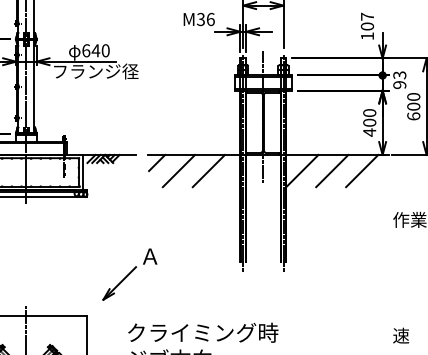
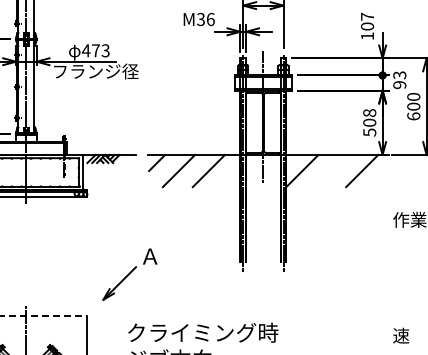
text: 640 -> 473 (95, 50)
text: 400 -> 508 (369, 122)
line: present -> none (332, 170)
line: solid -> dashed (44, 315)
